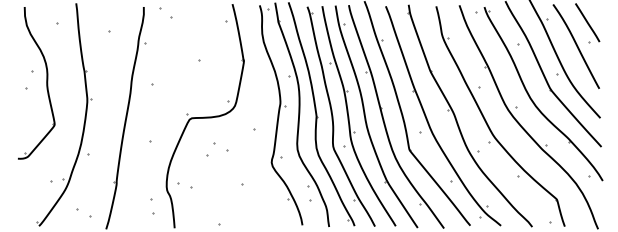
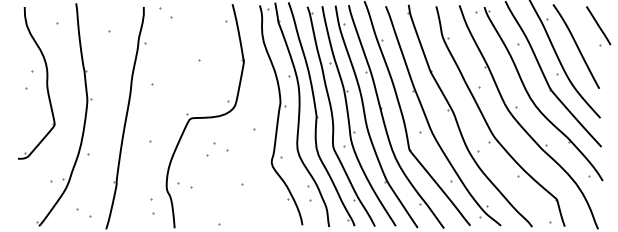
part position: (587, 23) -> (598, 26) (598, 26)
